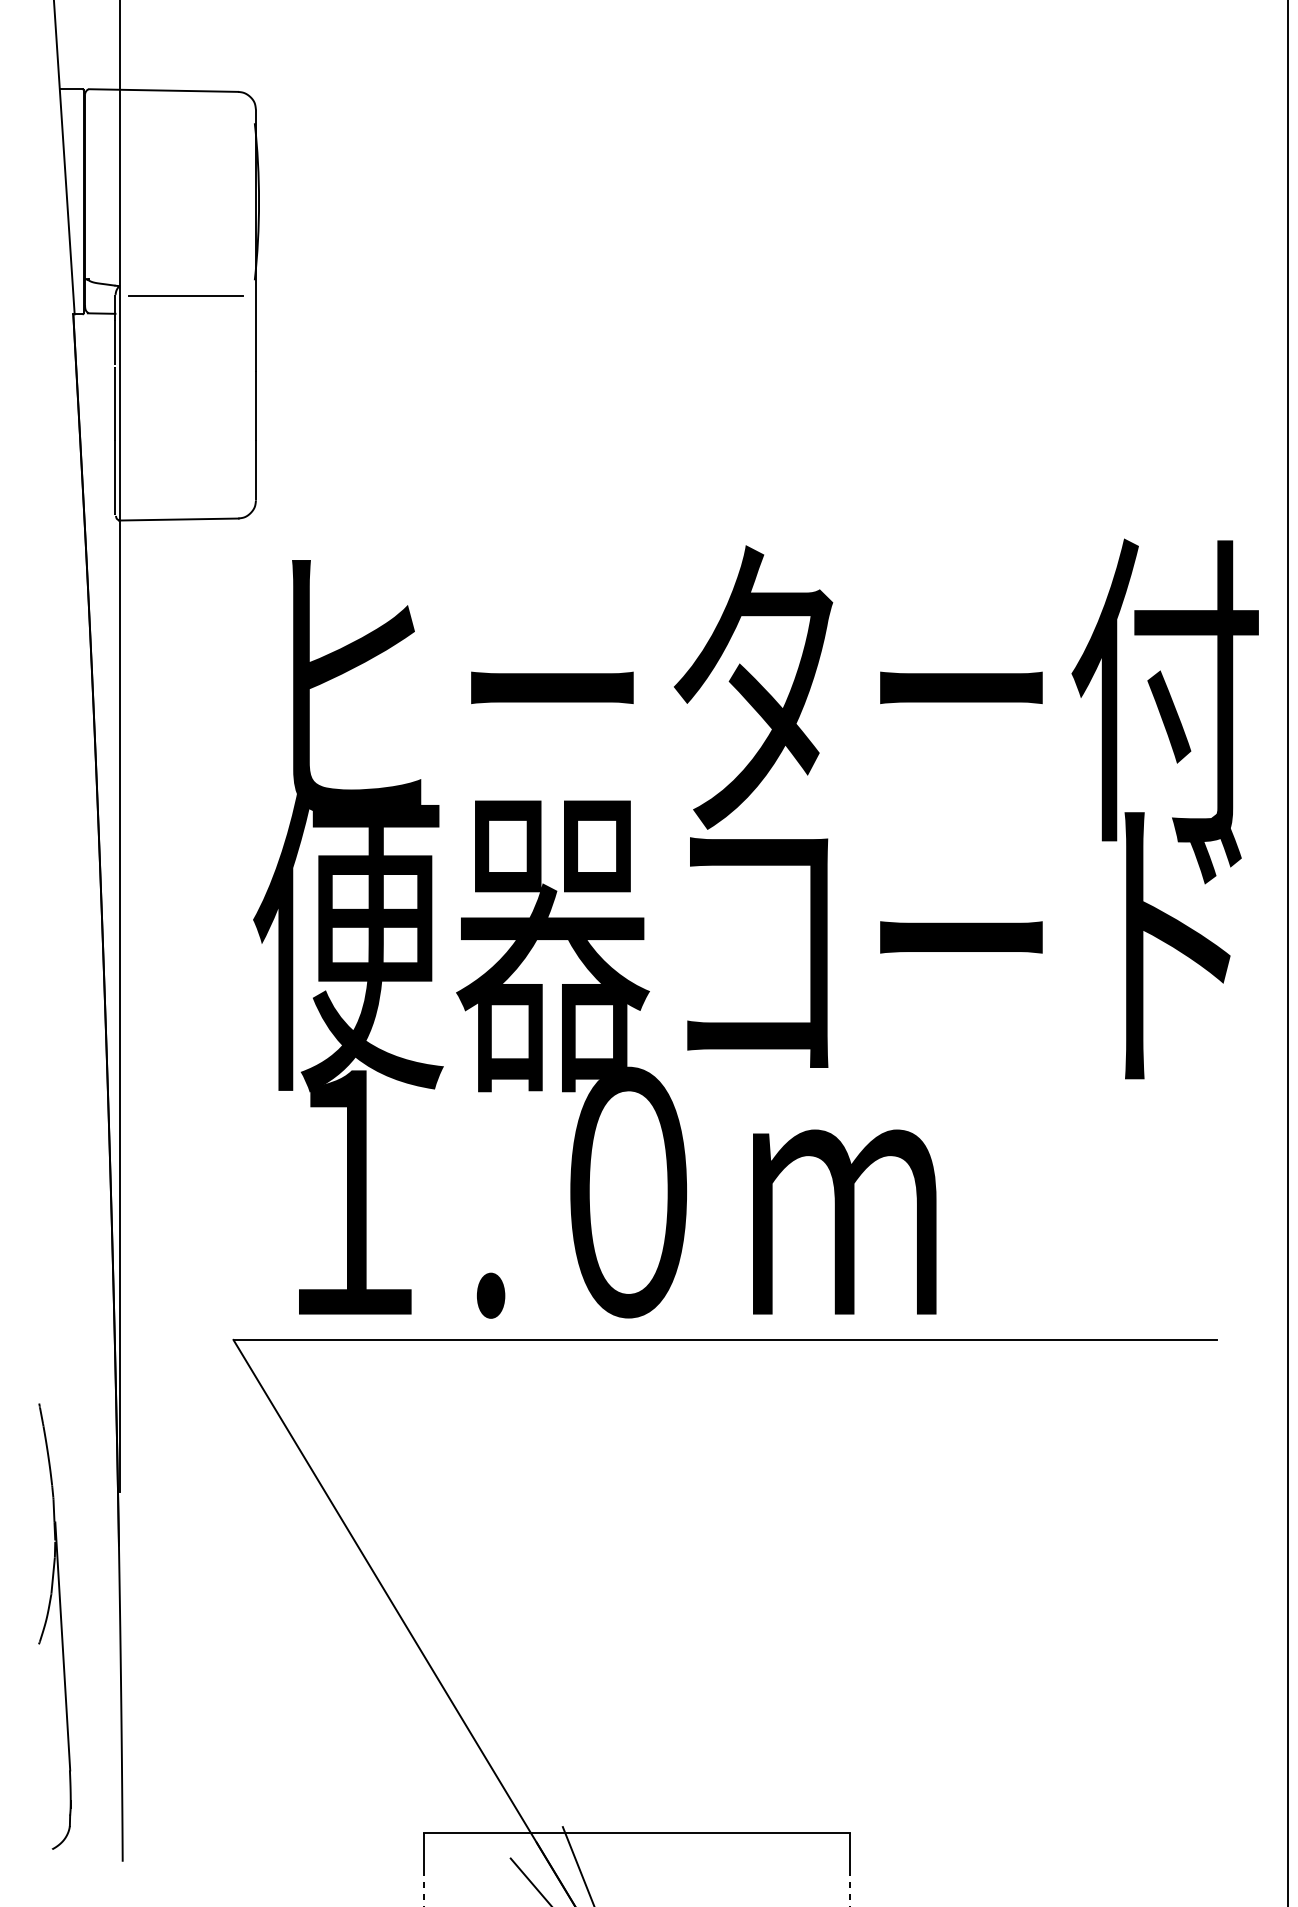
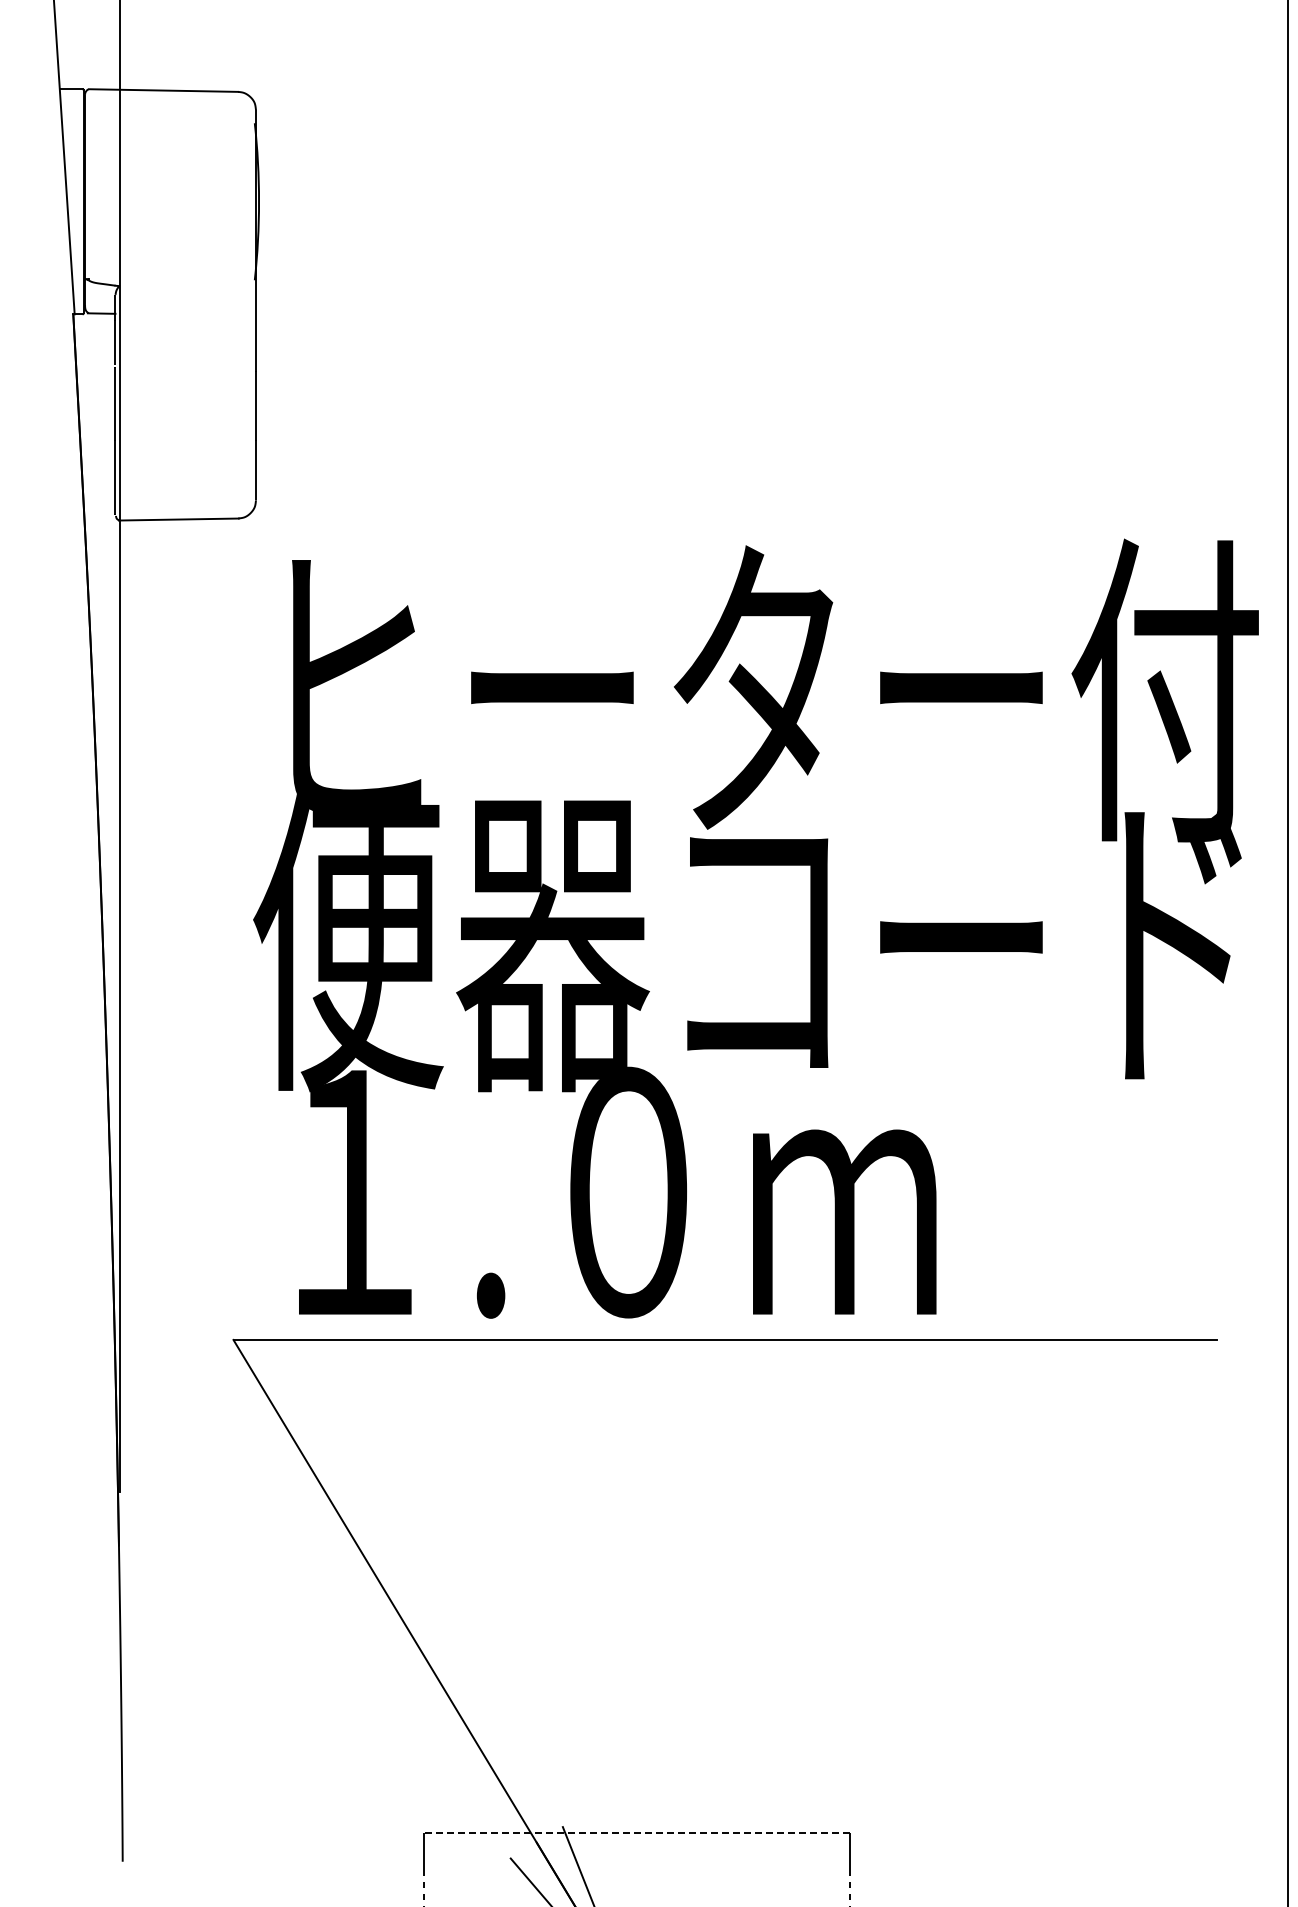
line: present -> none (186, 296)
part: present -> none (54, 1626)
line: solid -> dashed (636, 1832)
